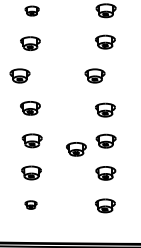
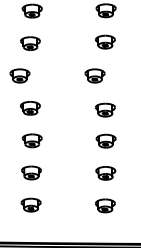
part size: 16x12 px -> 22x16 px (31, 10)
part: present -> none (76, 149)
part size: 14x10 px -> 22x16 px (30, 204)
